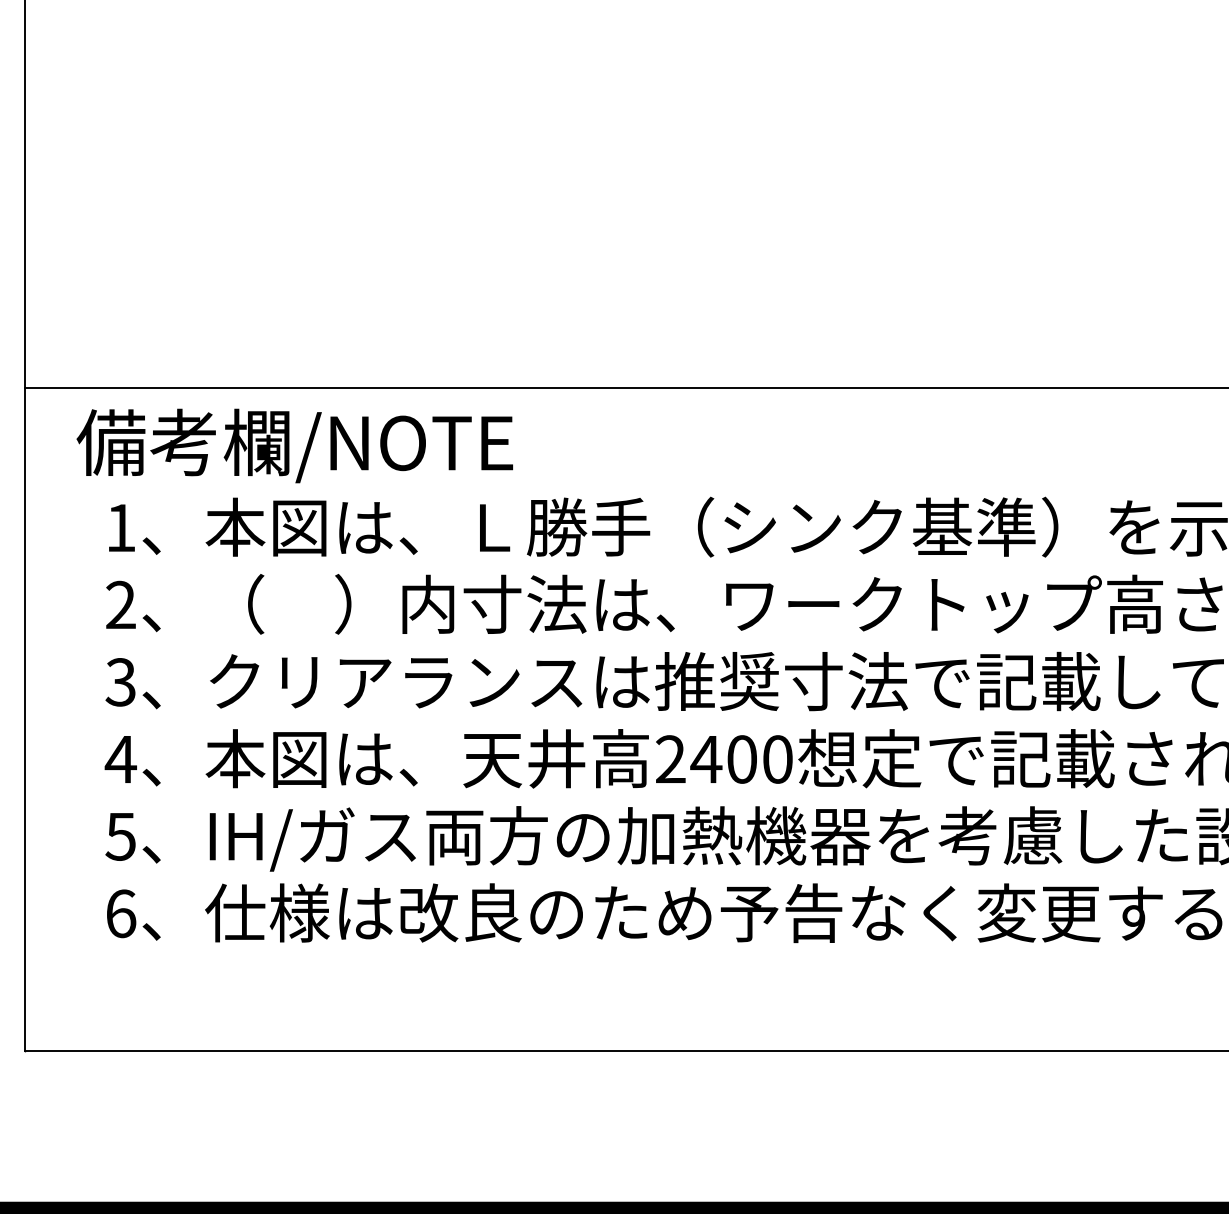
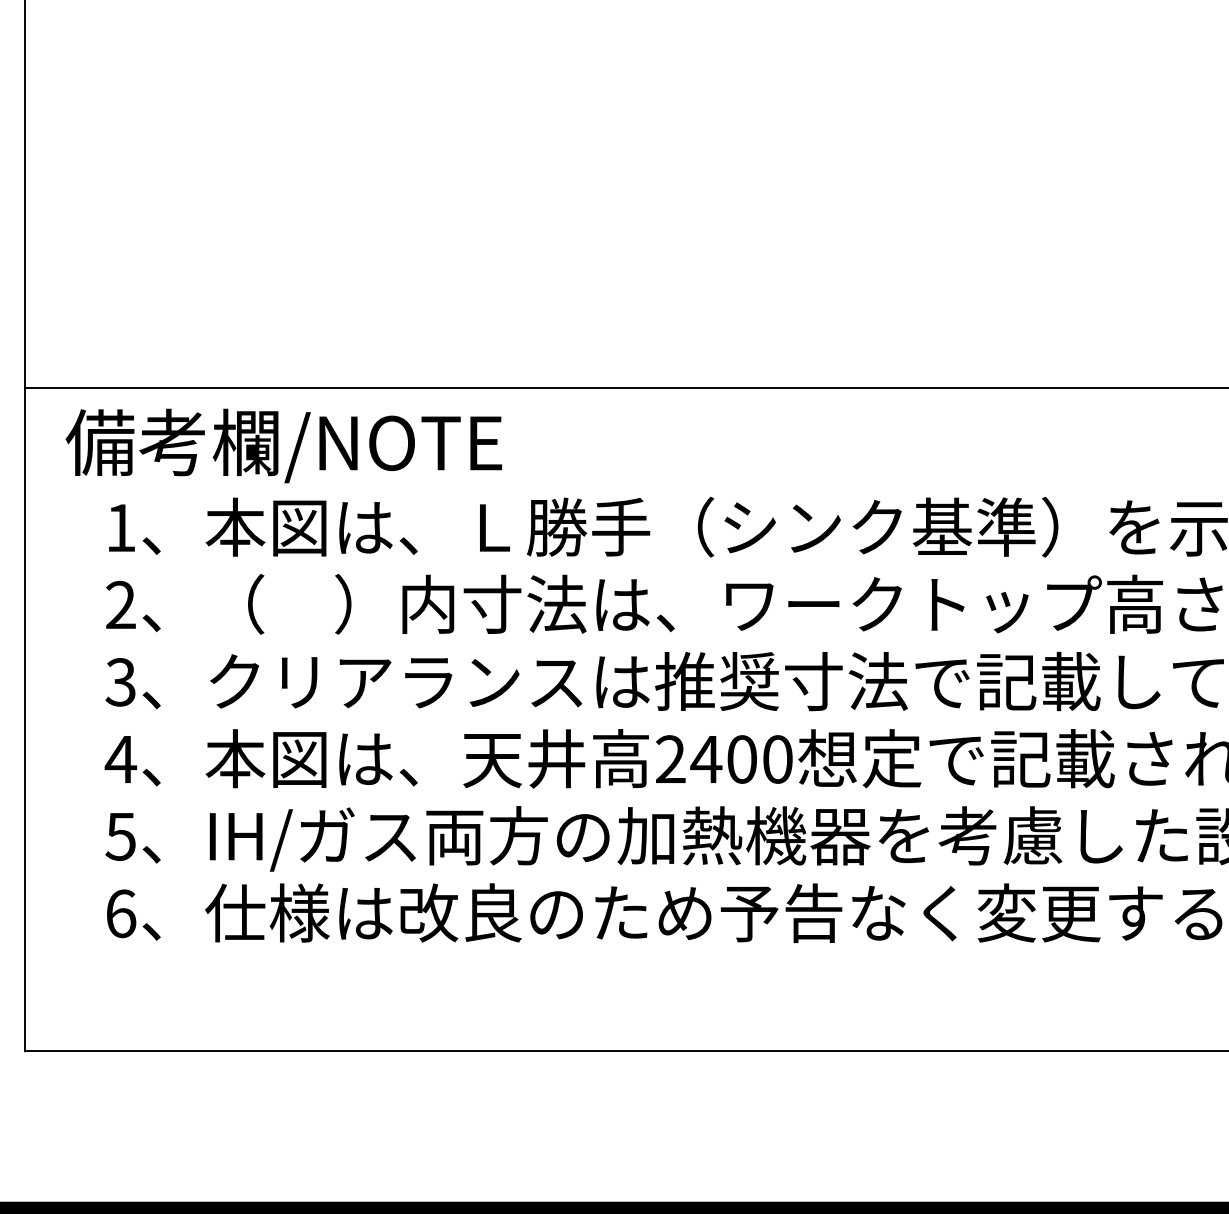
text position: (294, 445) -> (283, 445) (283, 445)
